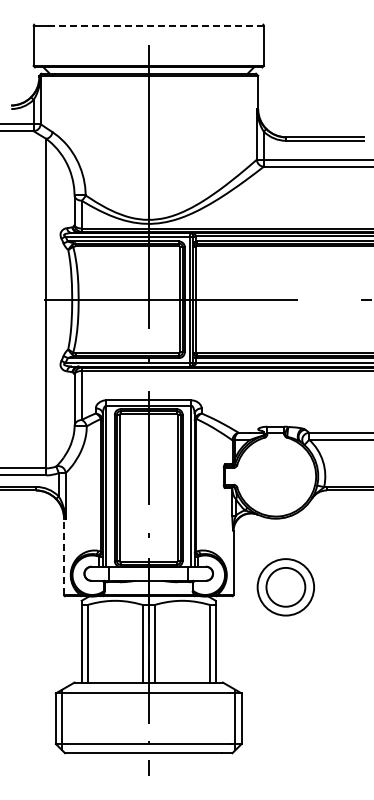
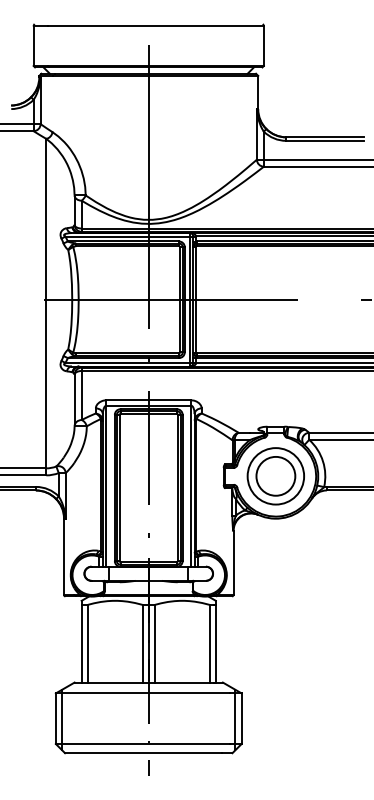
line: dashed -> solid (155, 26)
line: dashed -> solid (64, 556)
part position: (285, 587) -> (275, 476) (275, 476)
